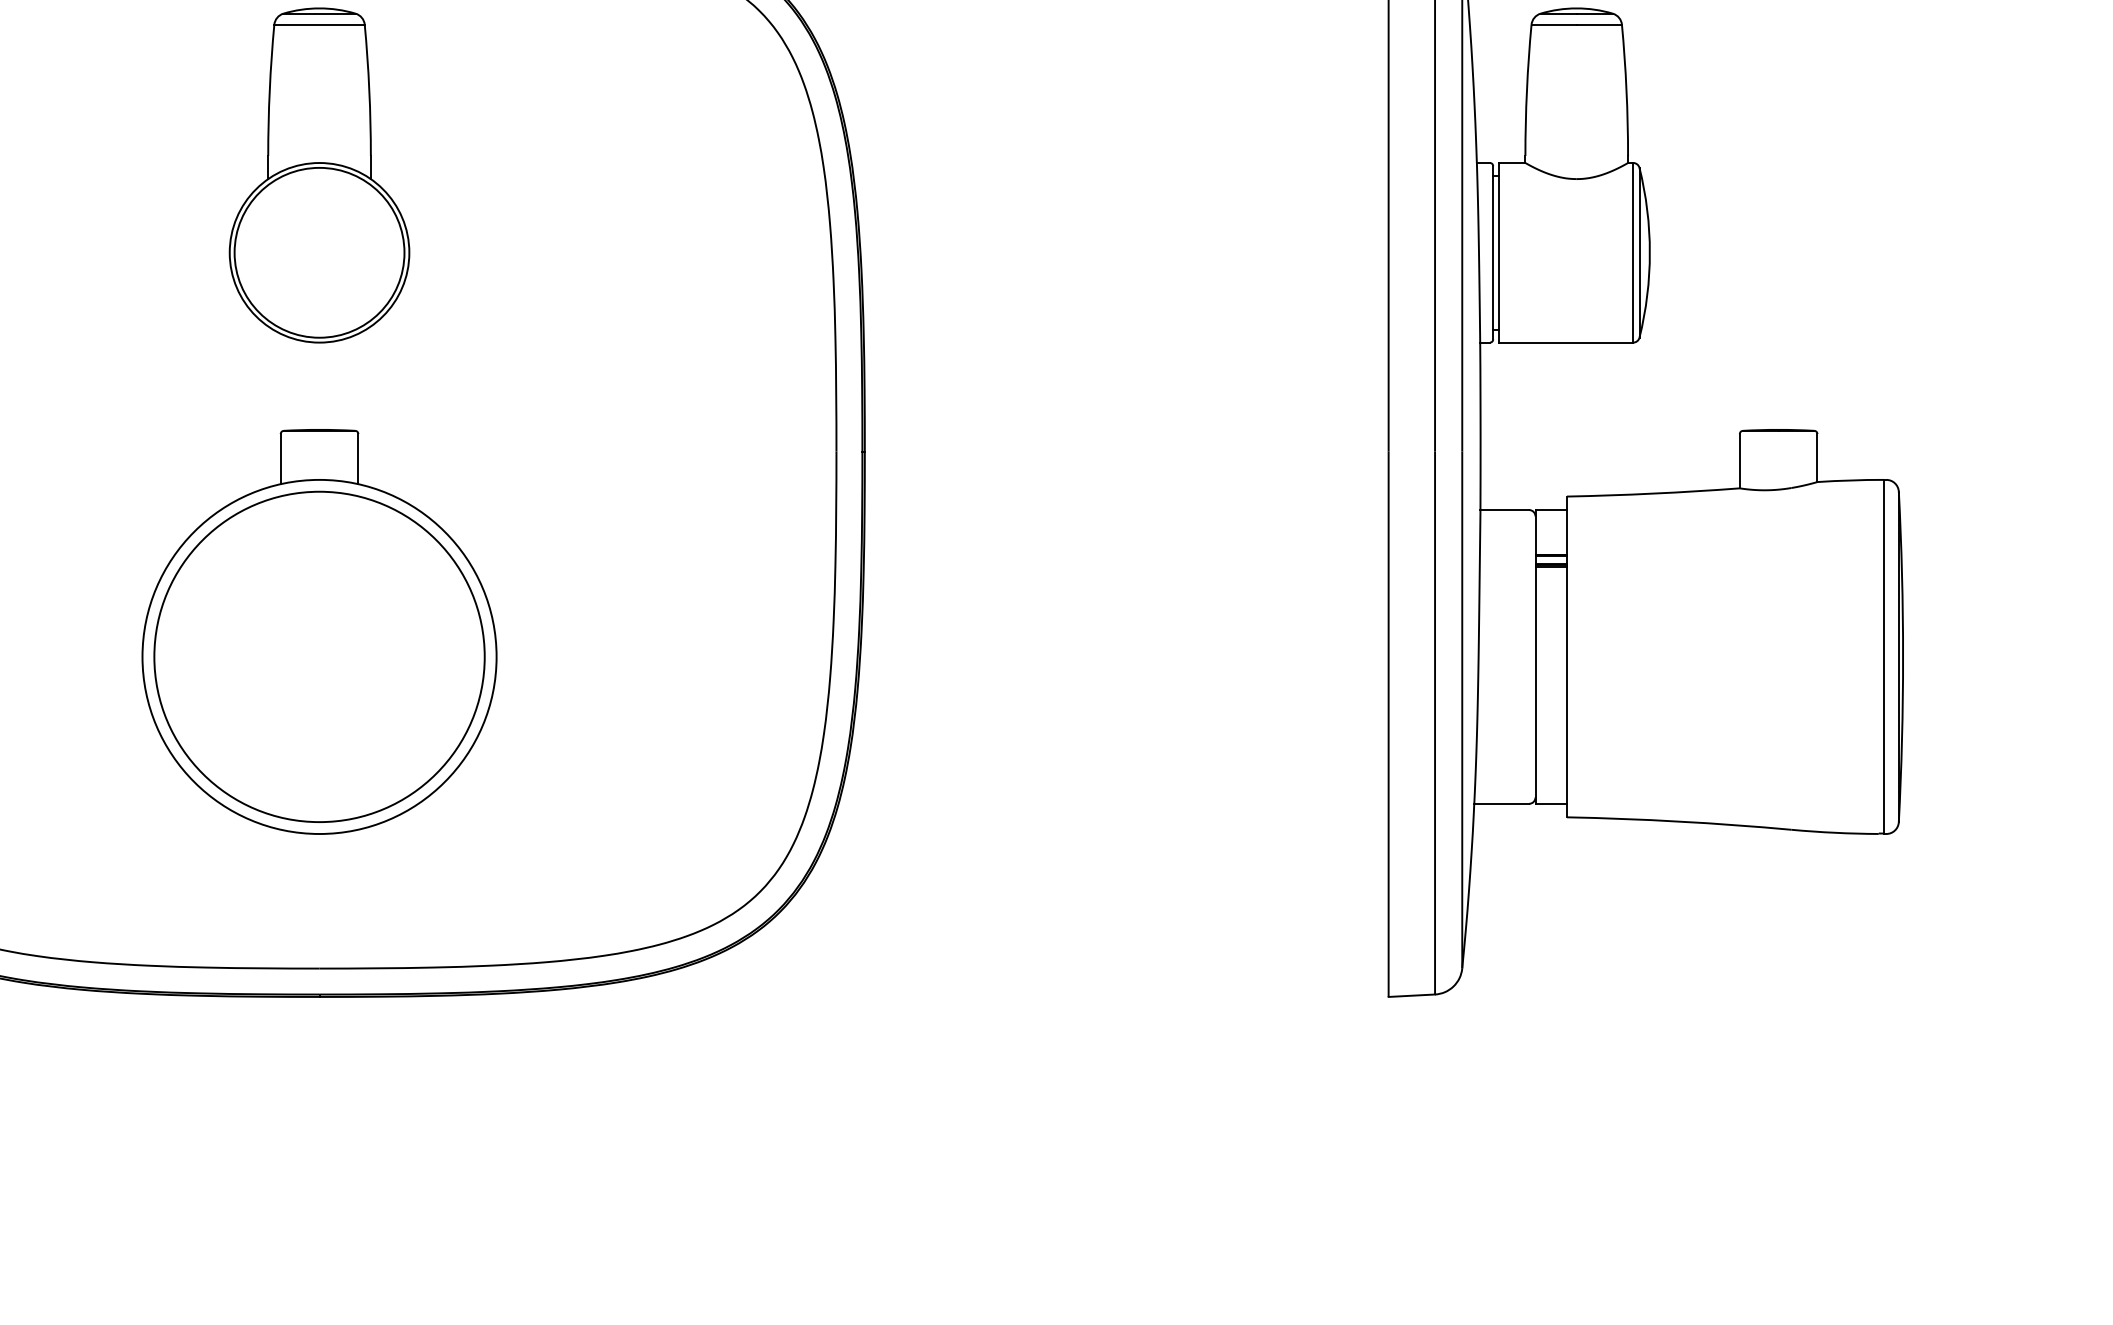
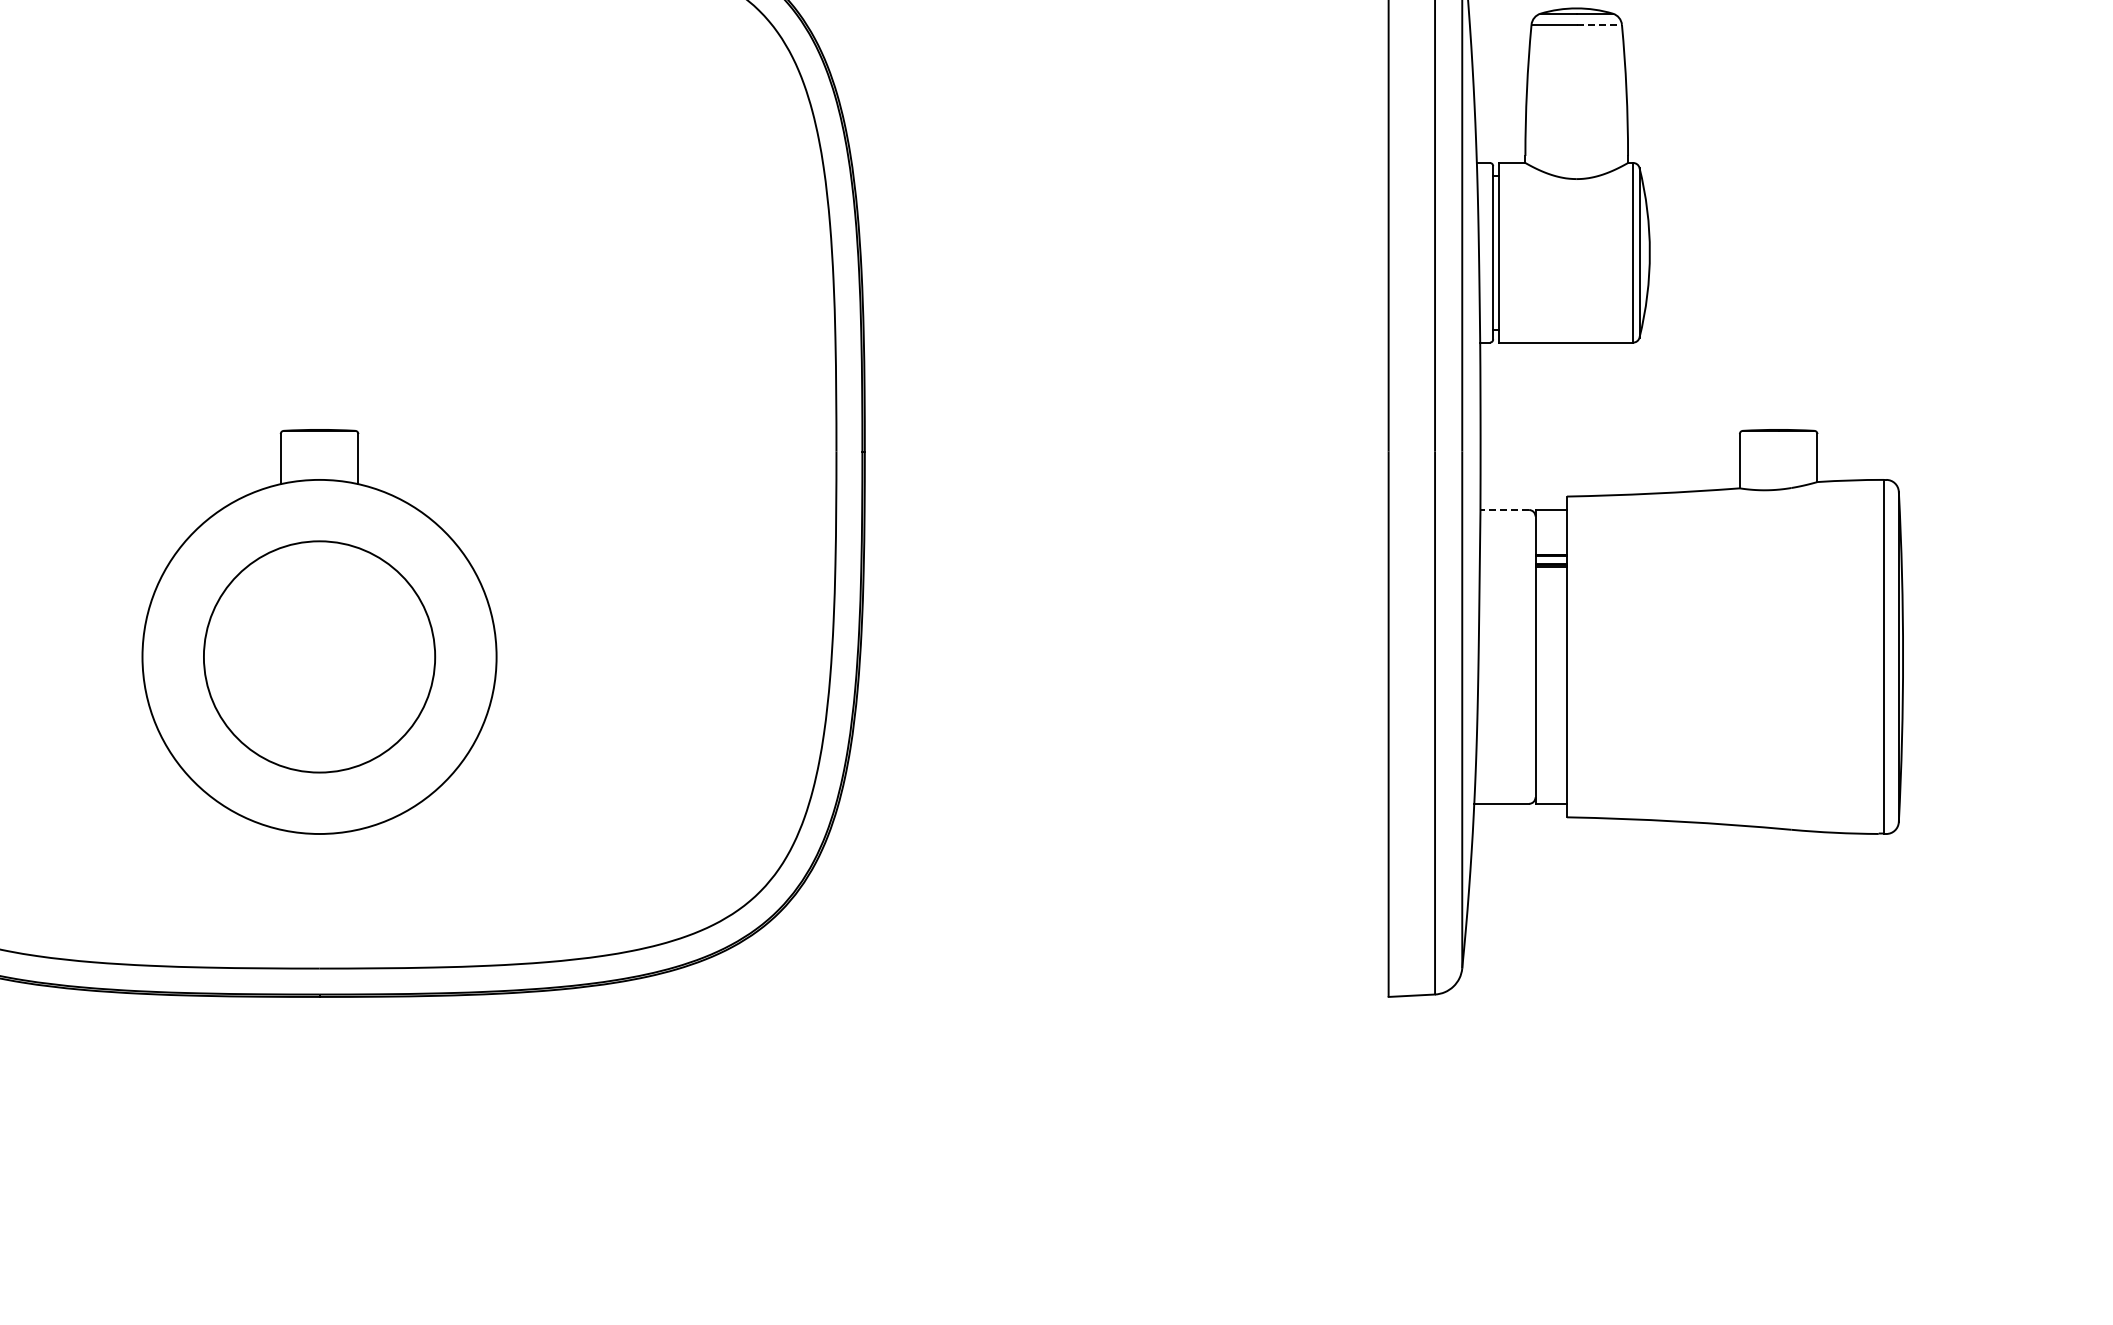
line: solid -> dashed (1599, 24)
part: present -> none (319, 175)
line: solid -> dashed (1504, 510)
circle diameter: 330 px -> 231 px (319, 656)
